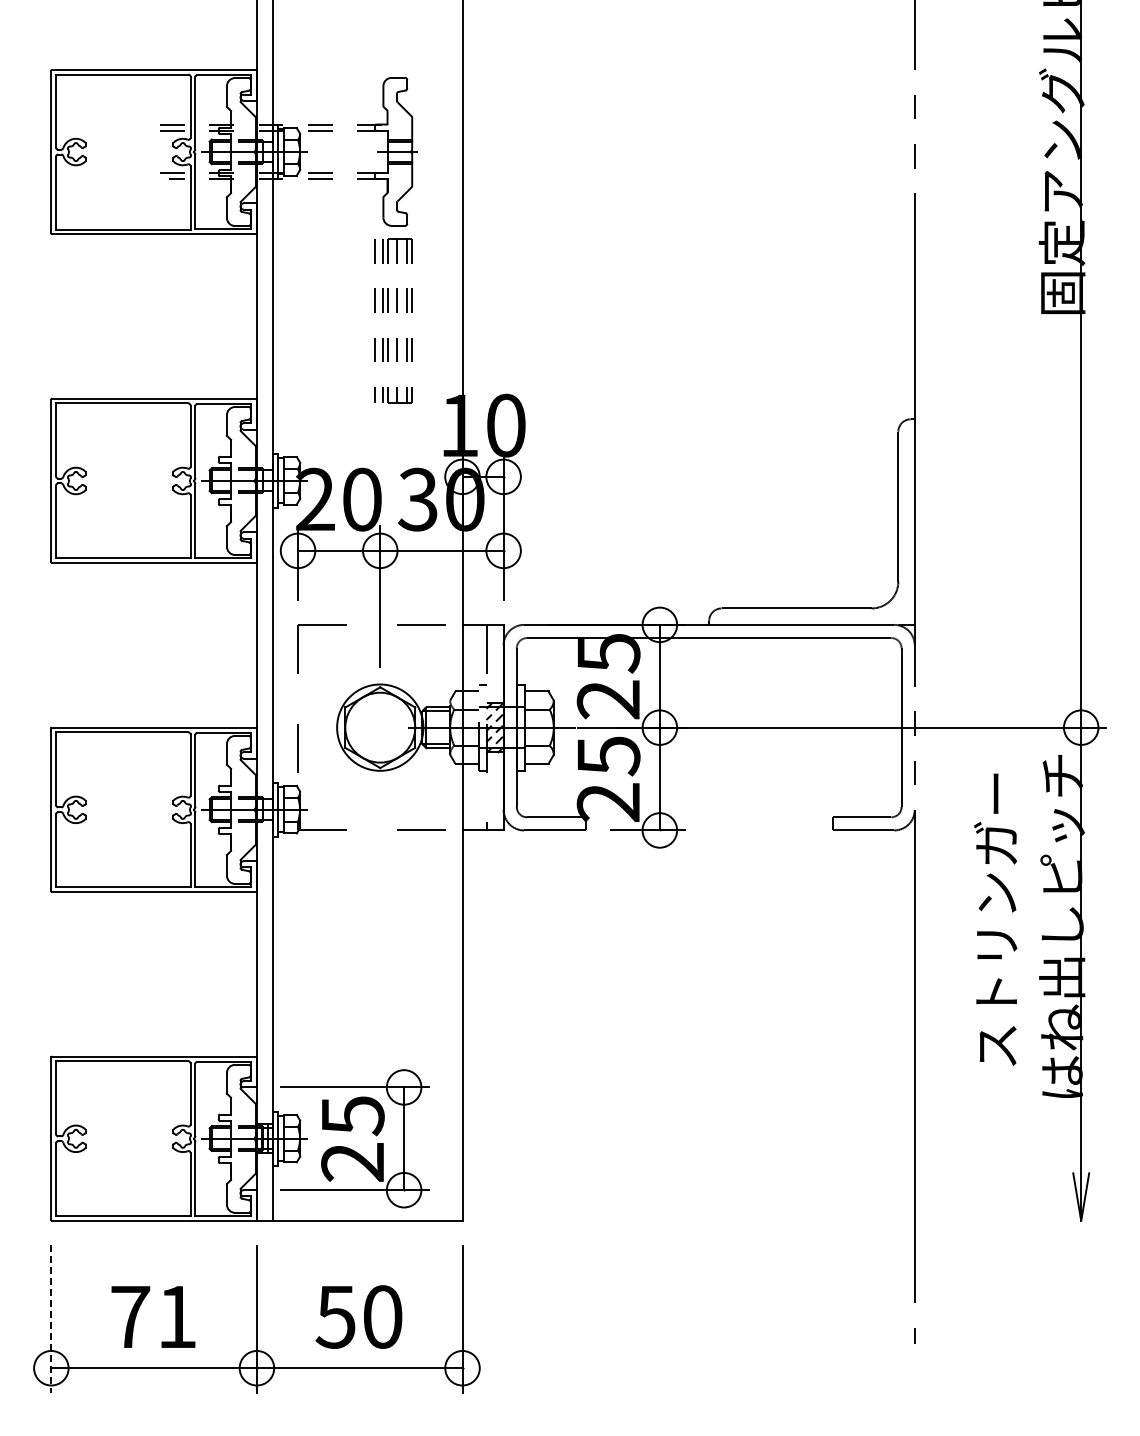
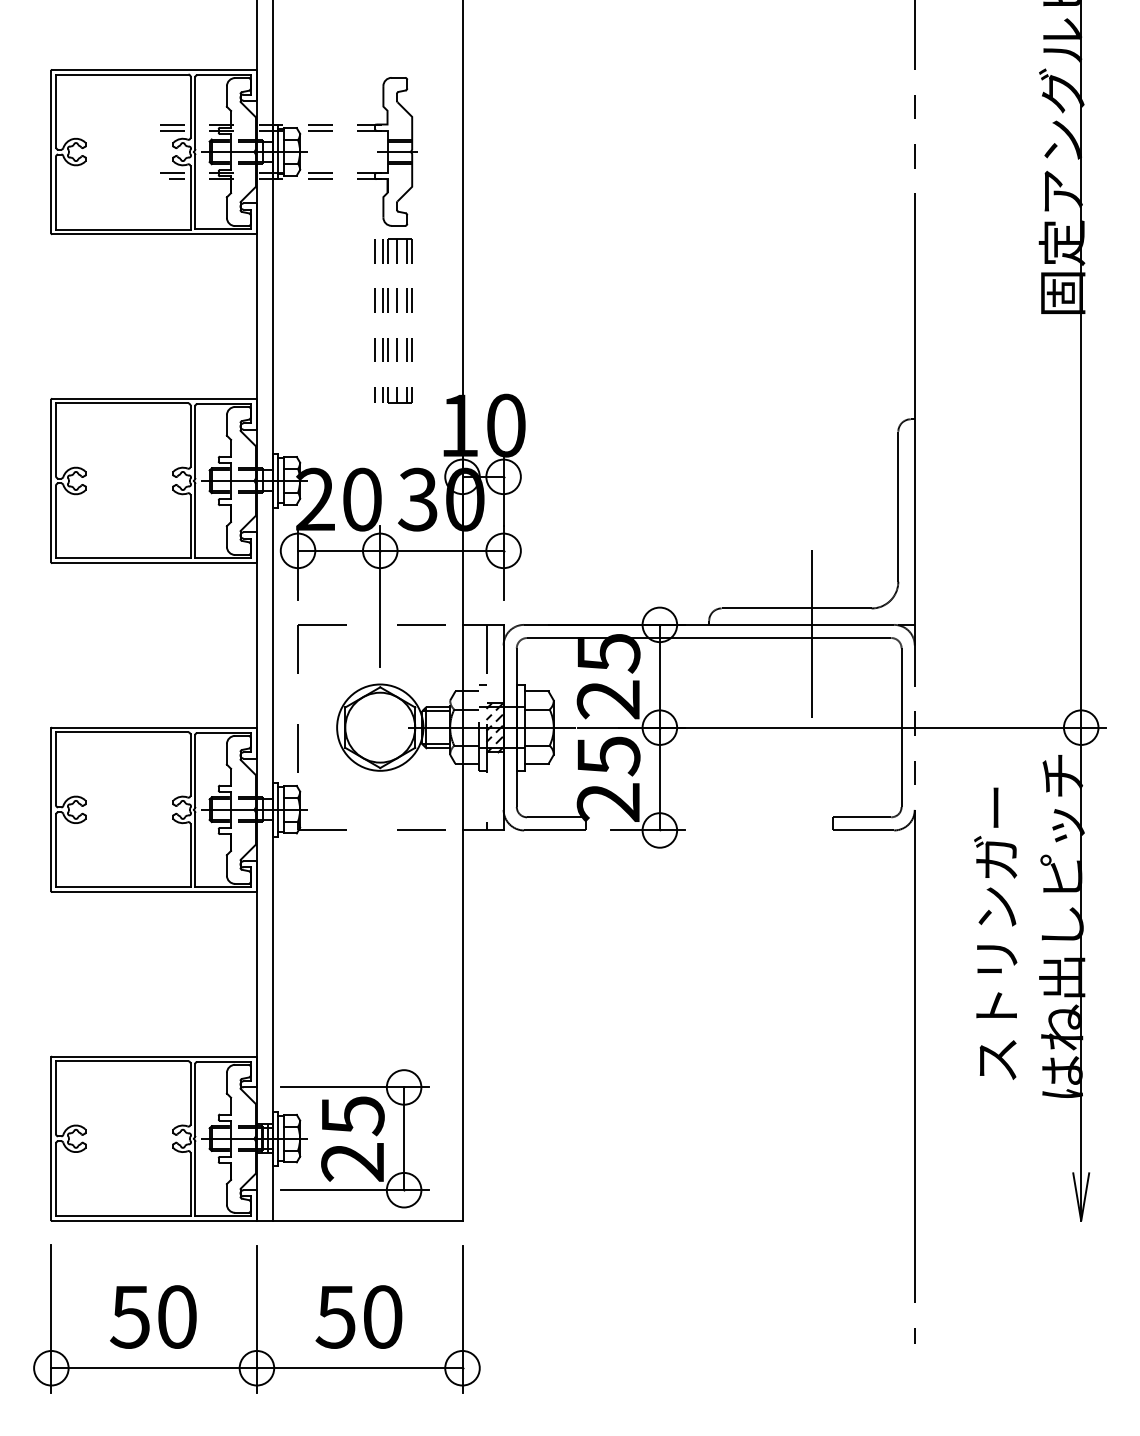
line: none -> present (811, 633)
text position: (995, 919) -> (995, 933) (995, 933)
text: 71 -> 50 (153, 1316)
line: dashed -> solid (51, 1319)
